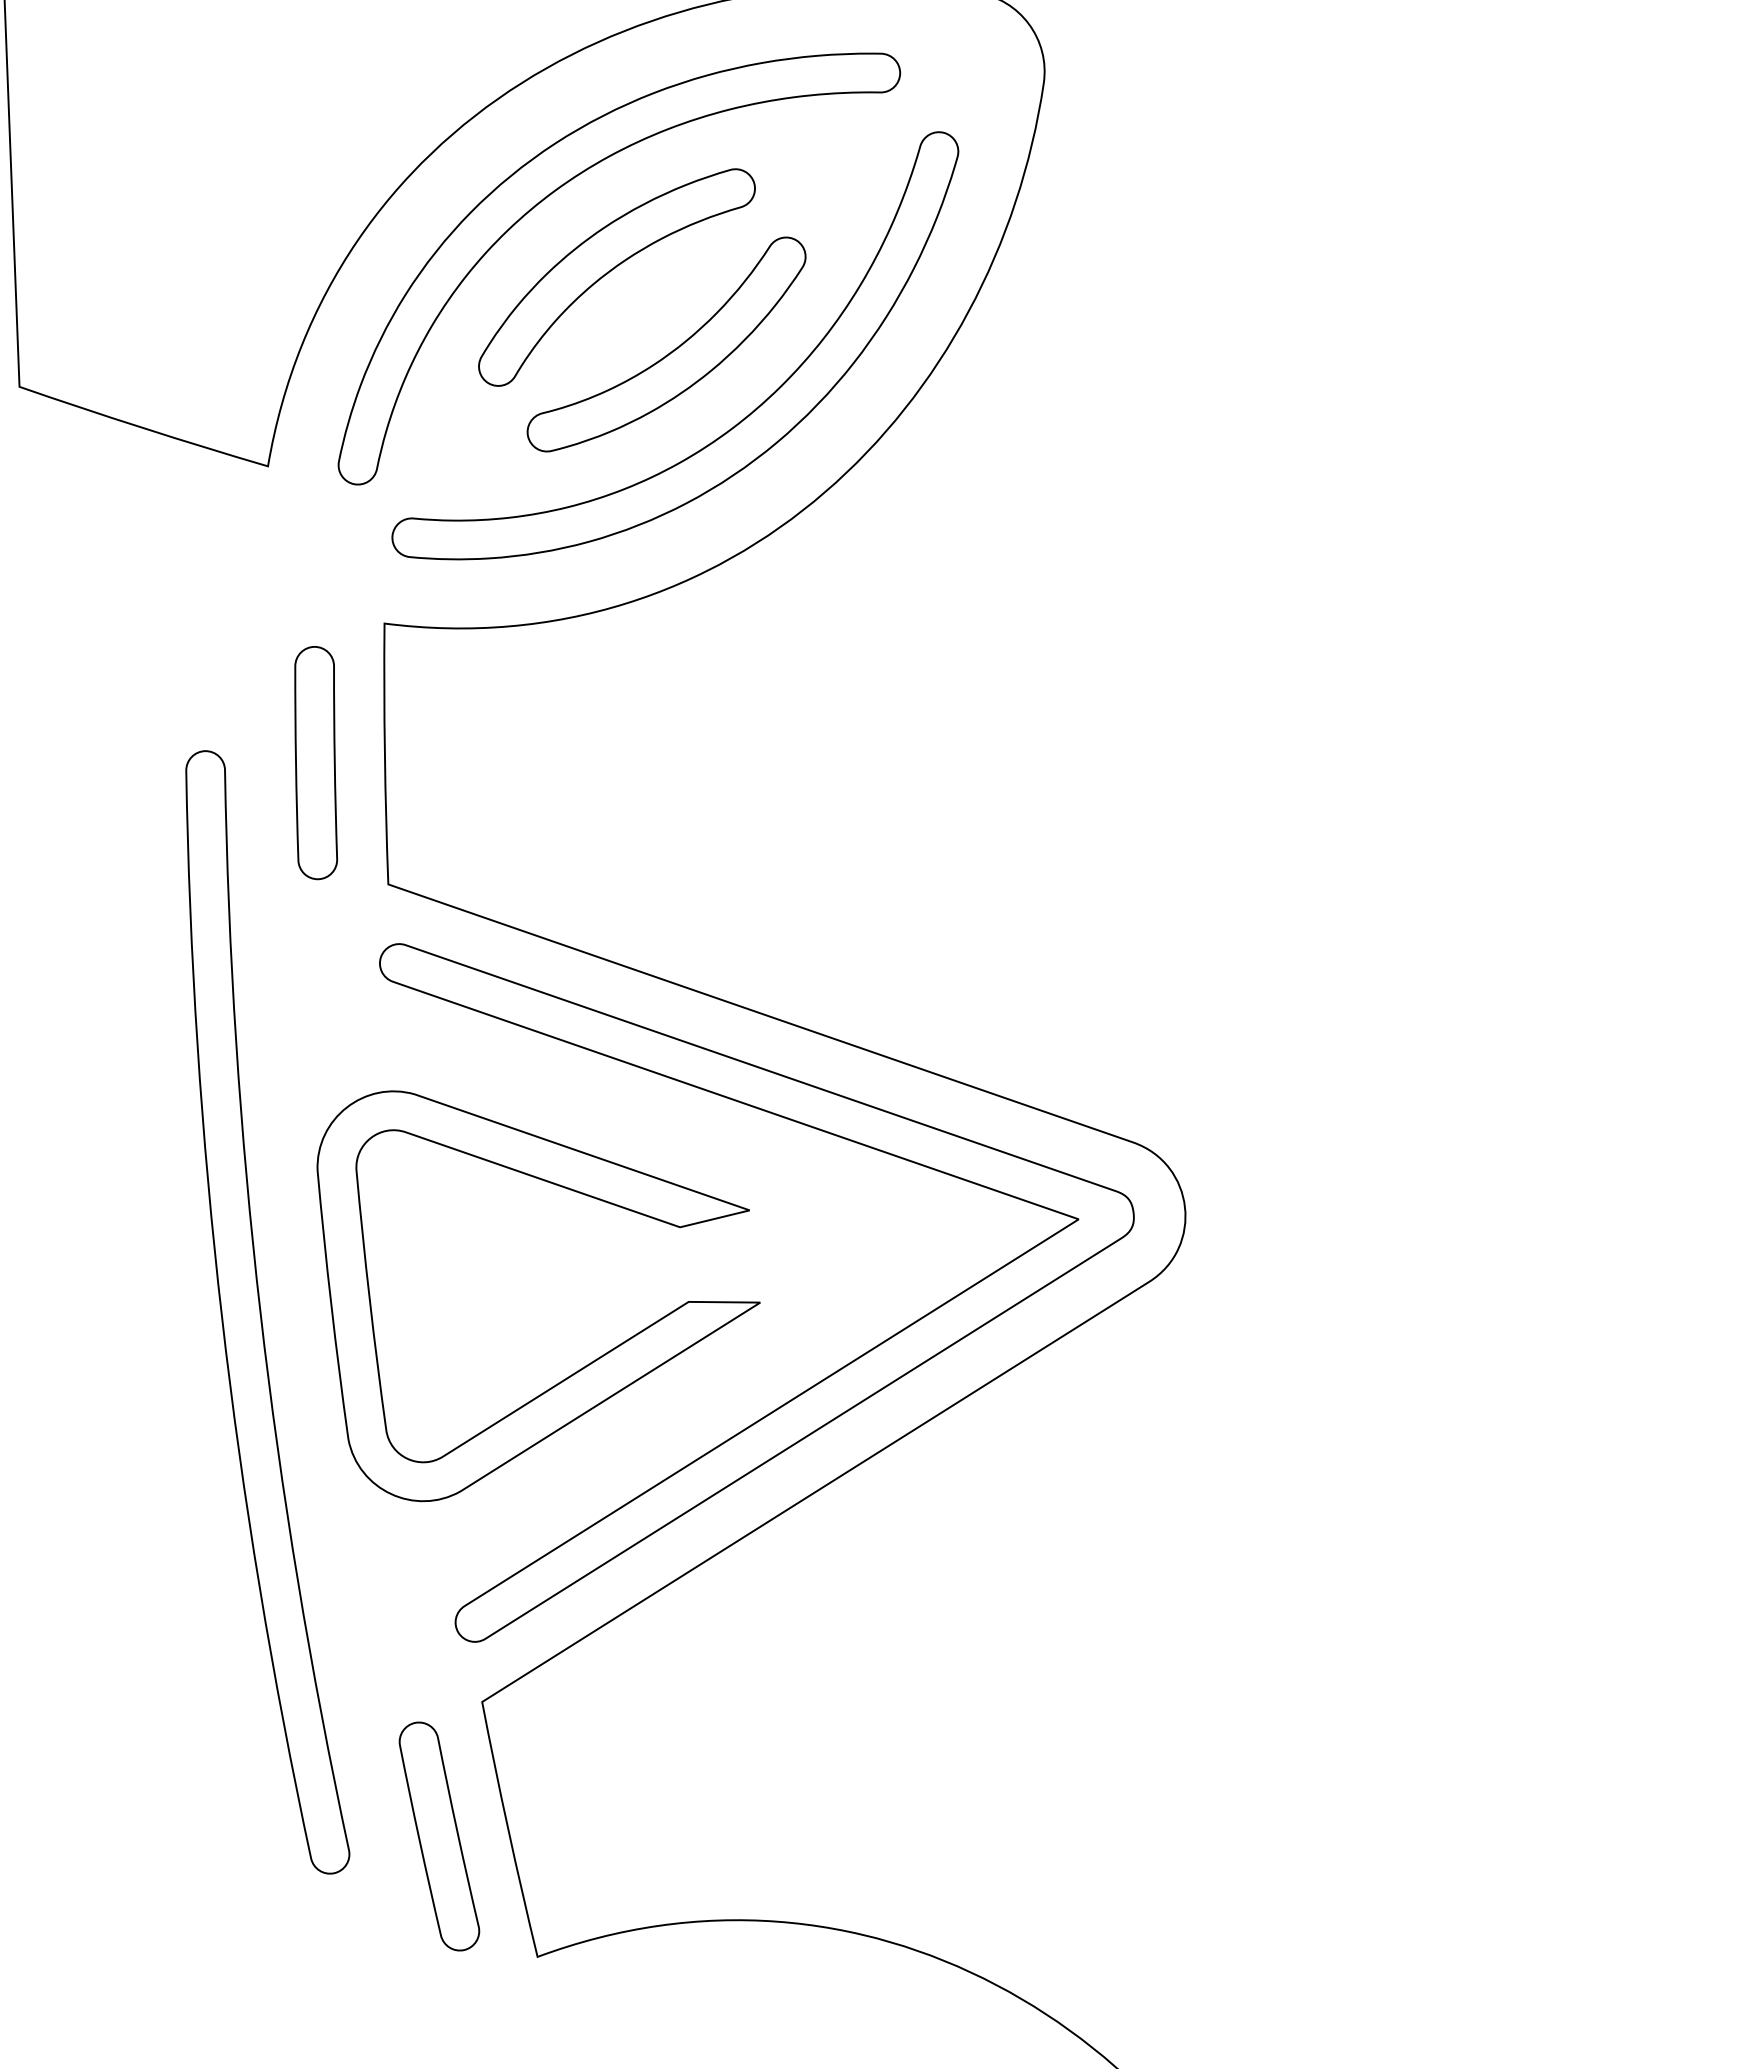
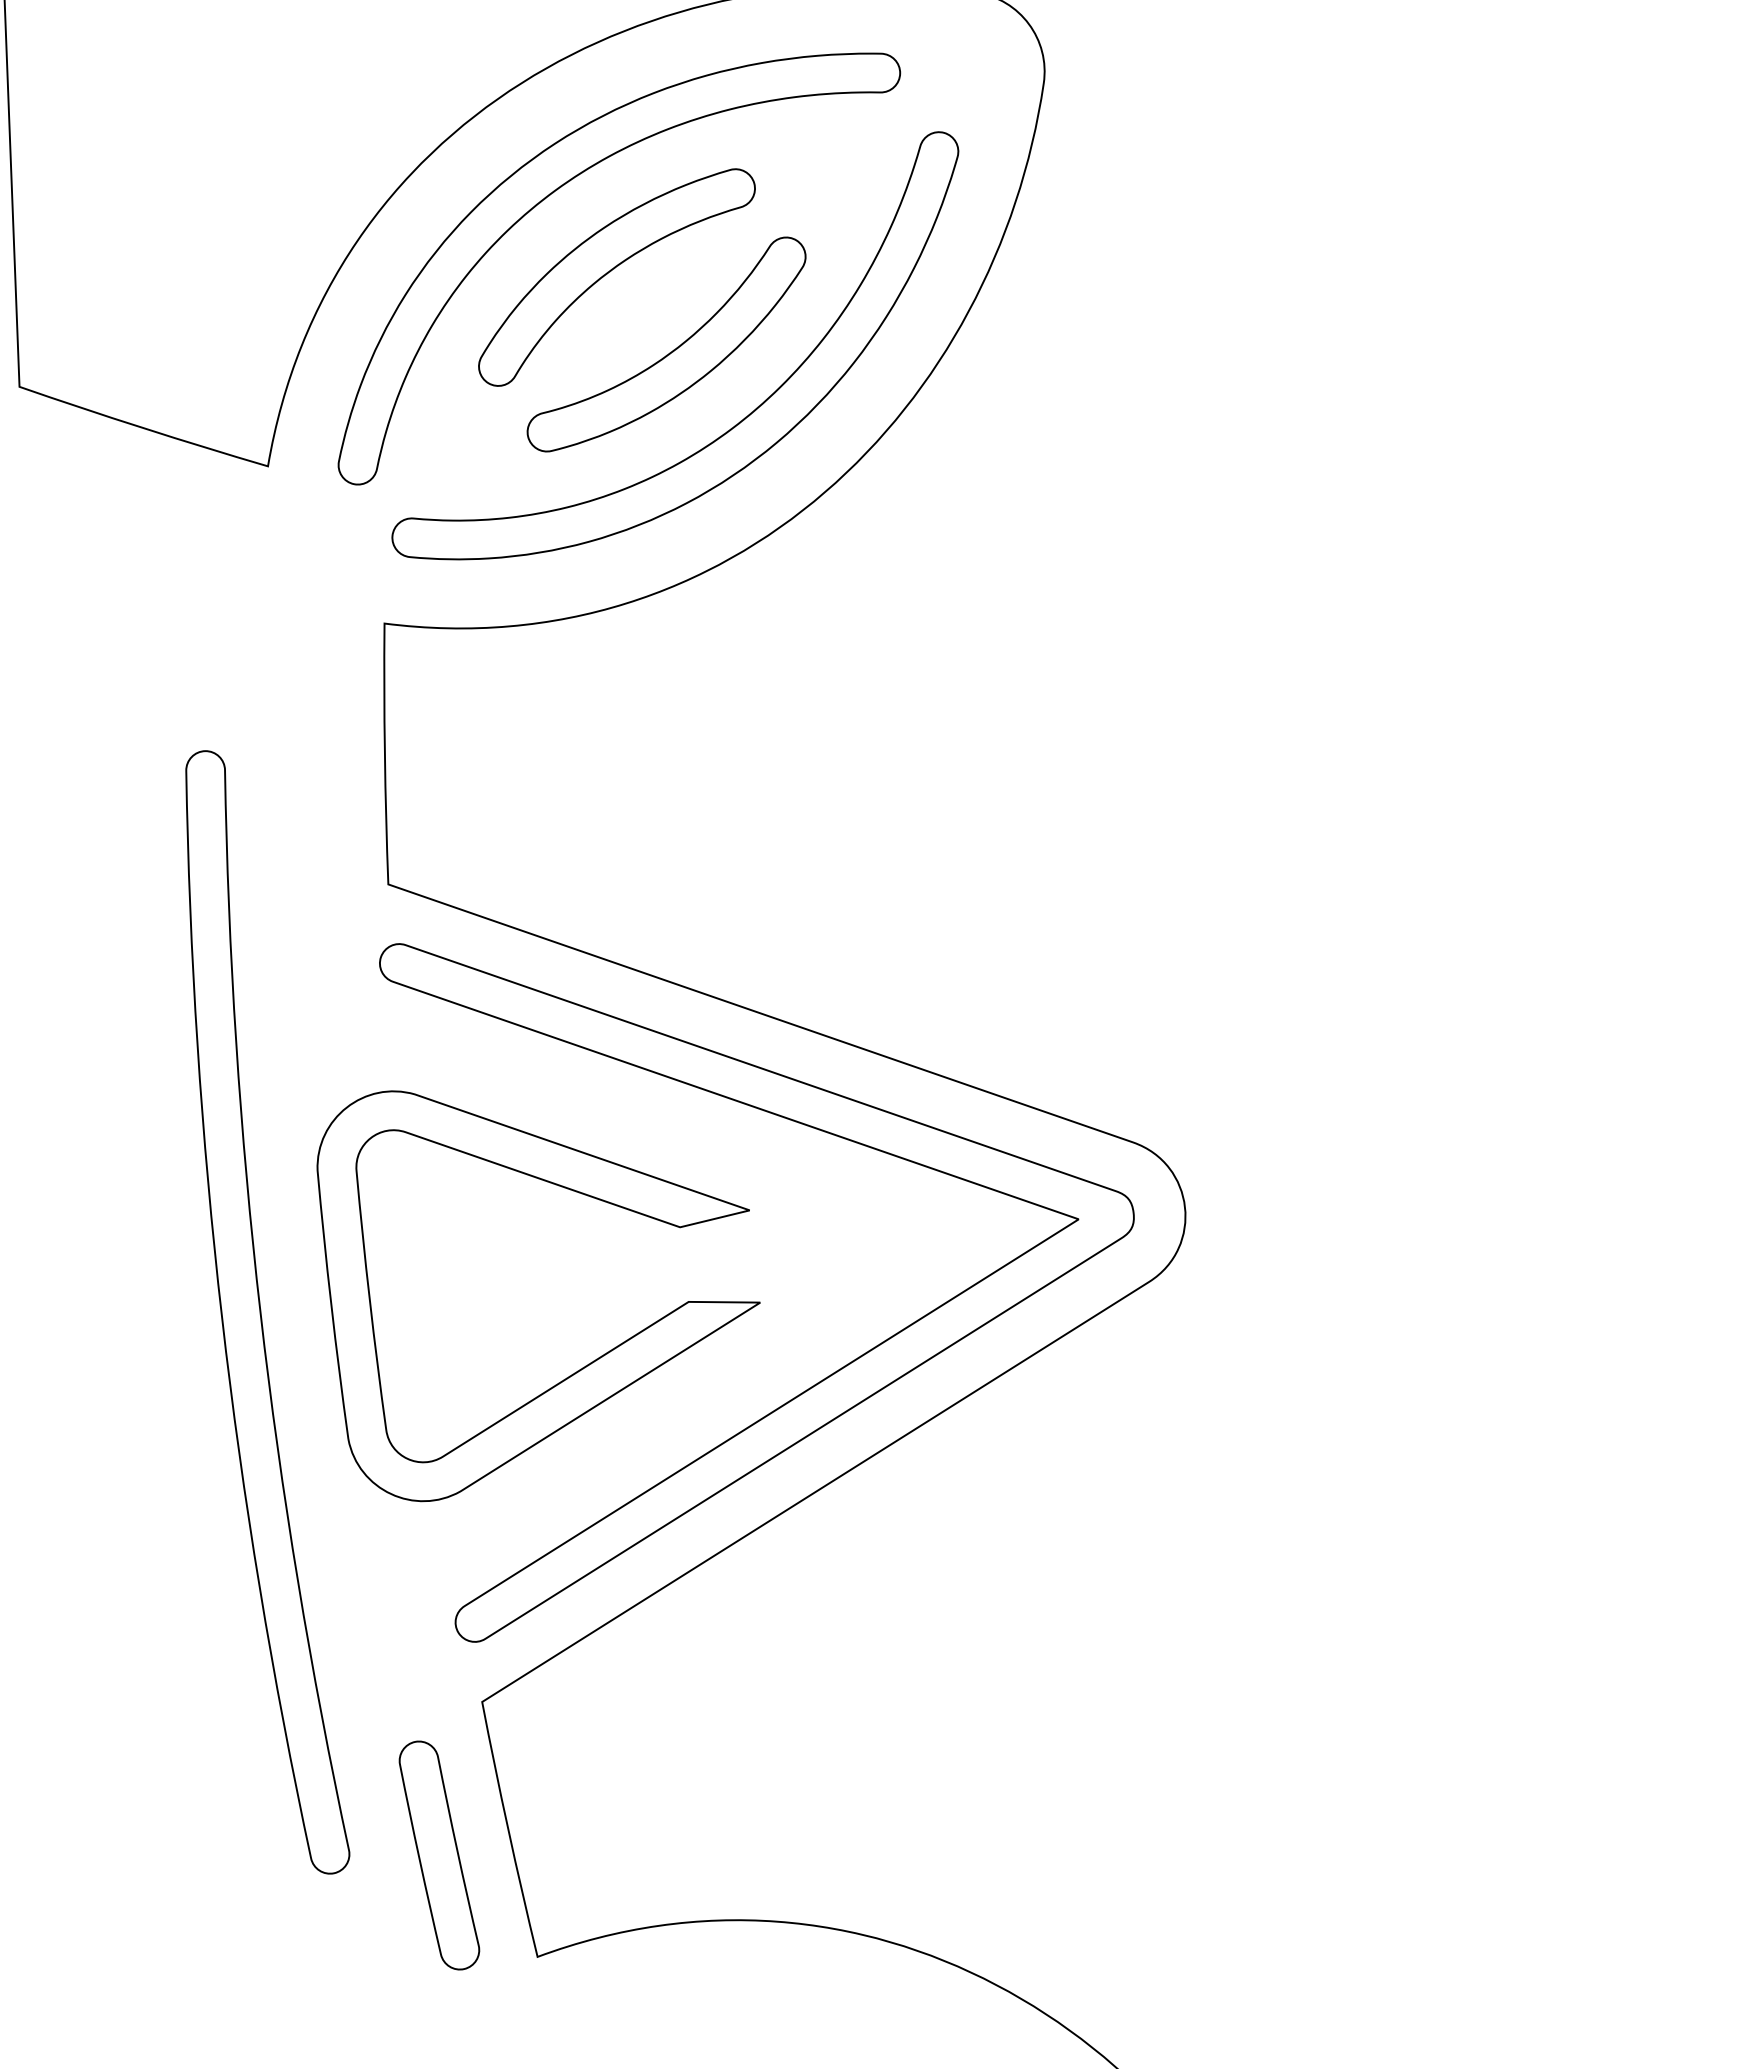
part: present -> none (316, 763)
part position: (439, 1836) -> (439, 1855) (439, 1855)
